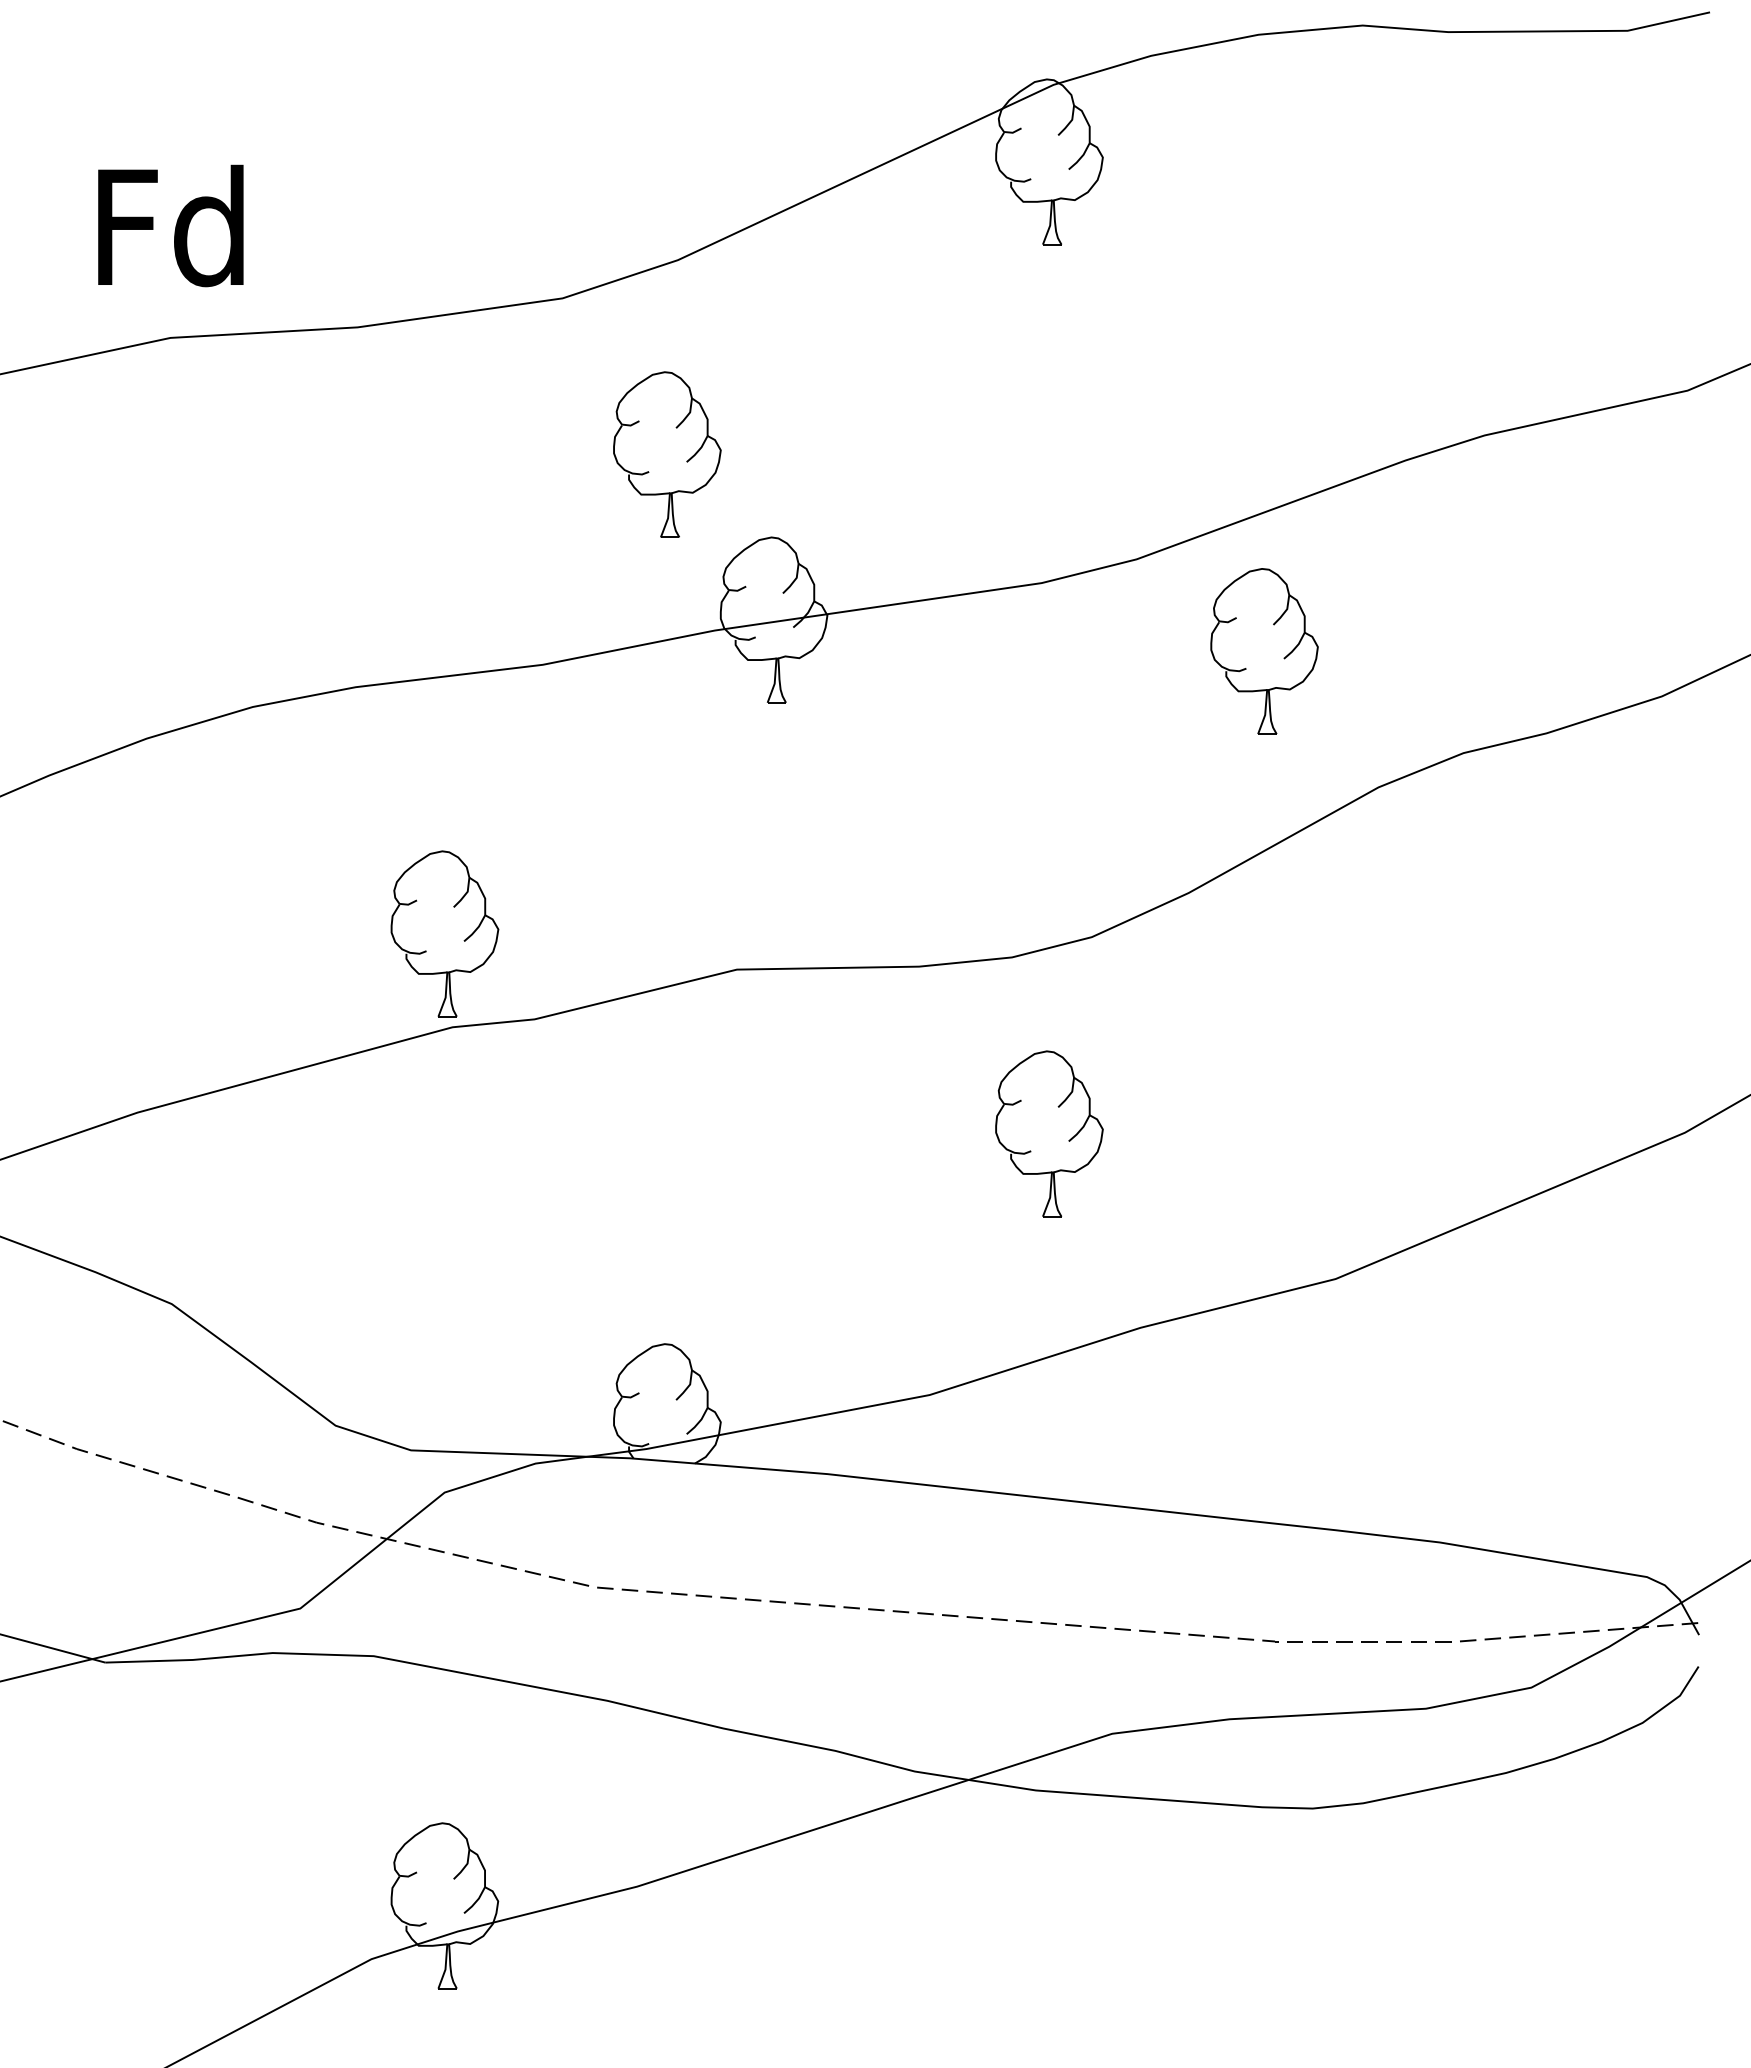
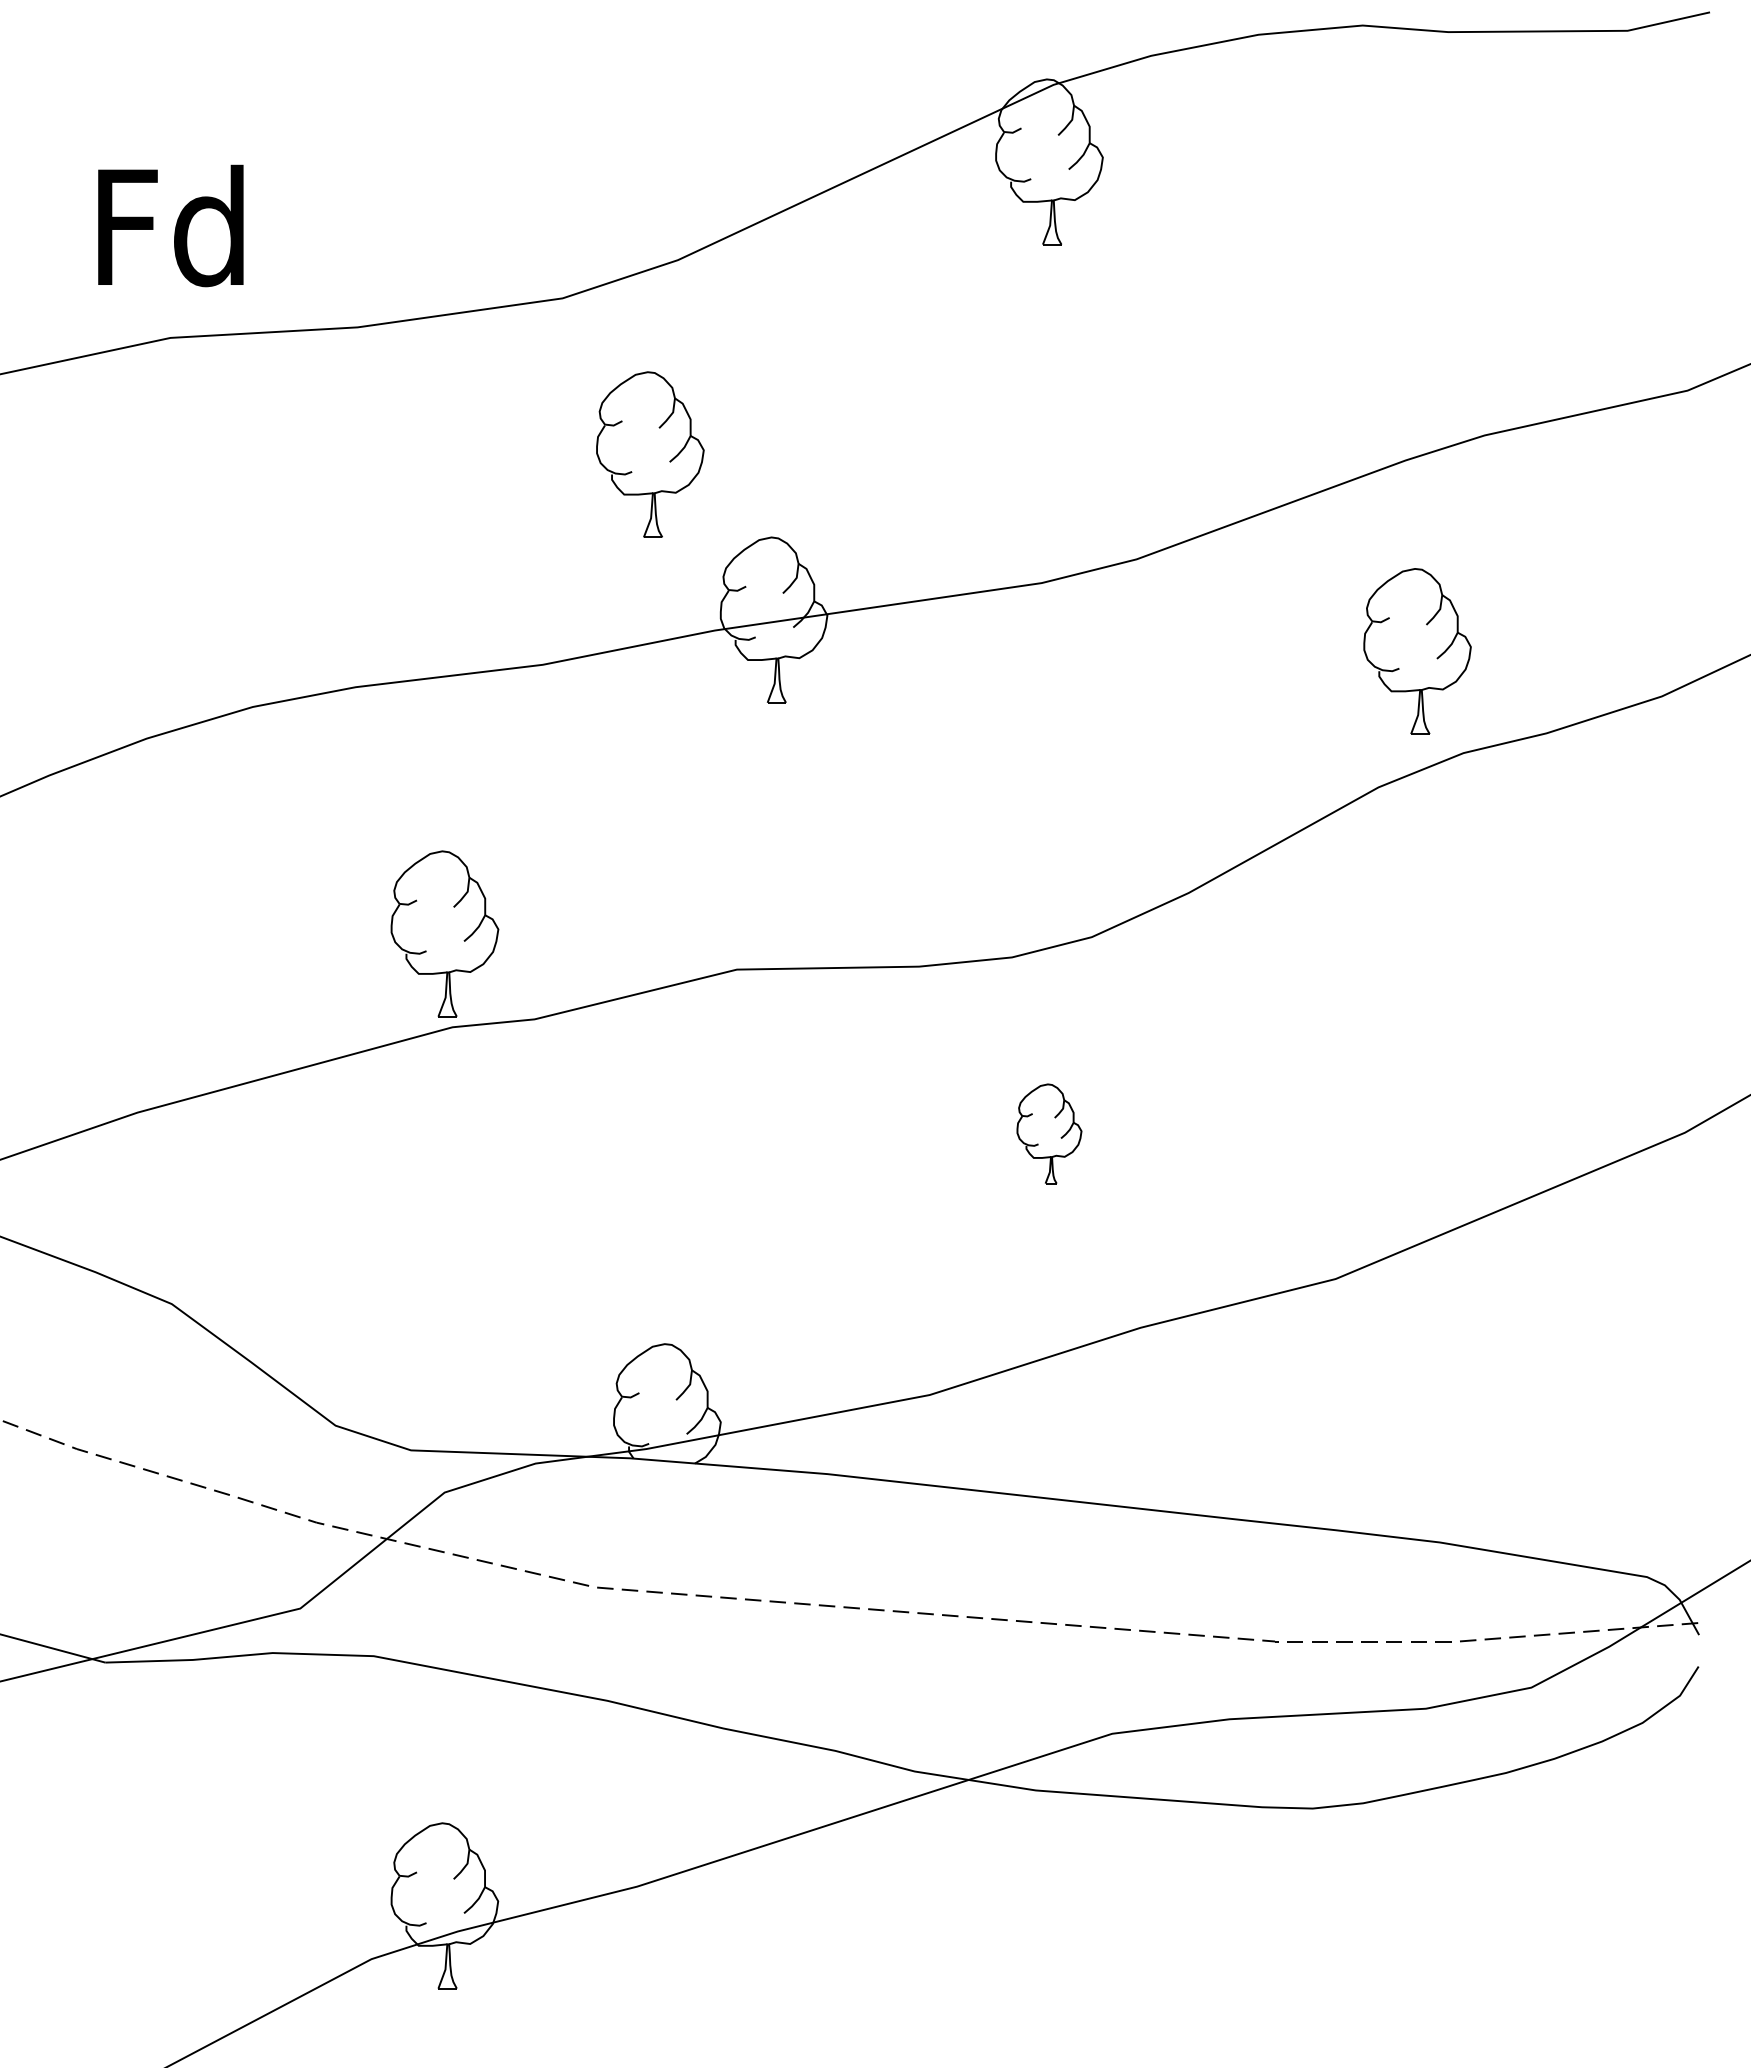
part position: (667, 454) -> (650, 454) (650, 454)
part position: (1264, 651) -> (1417, 651) (1417, 651)
part size: 109x168 px -> 67x102 px (1049, 1133)
